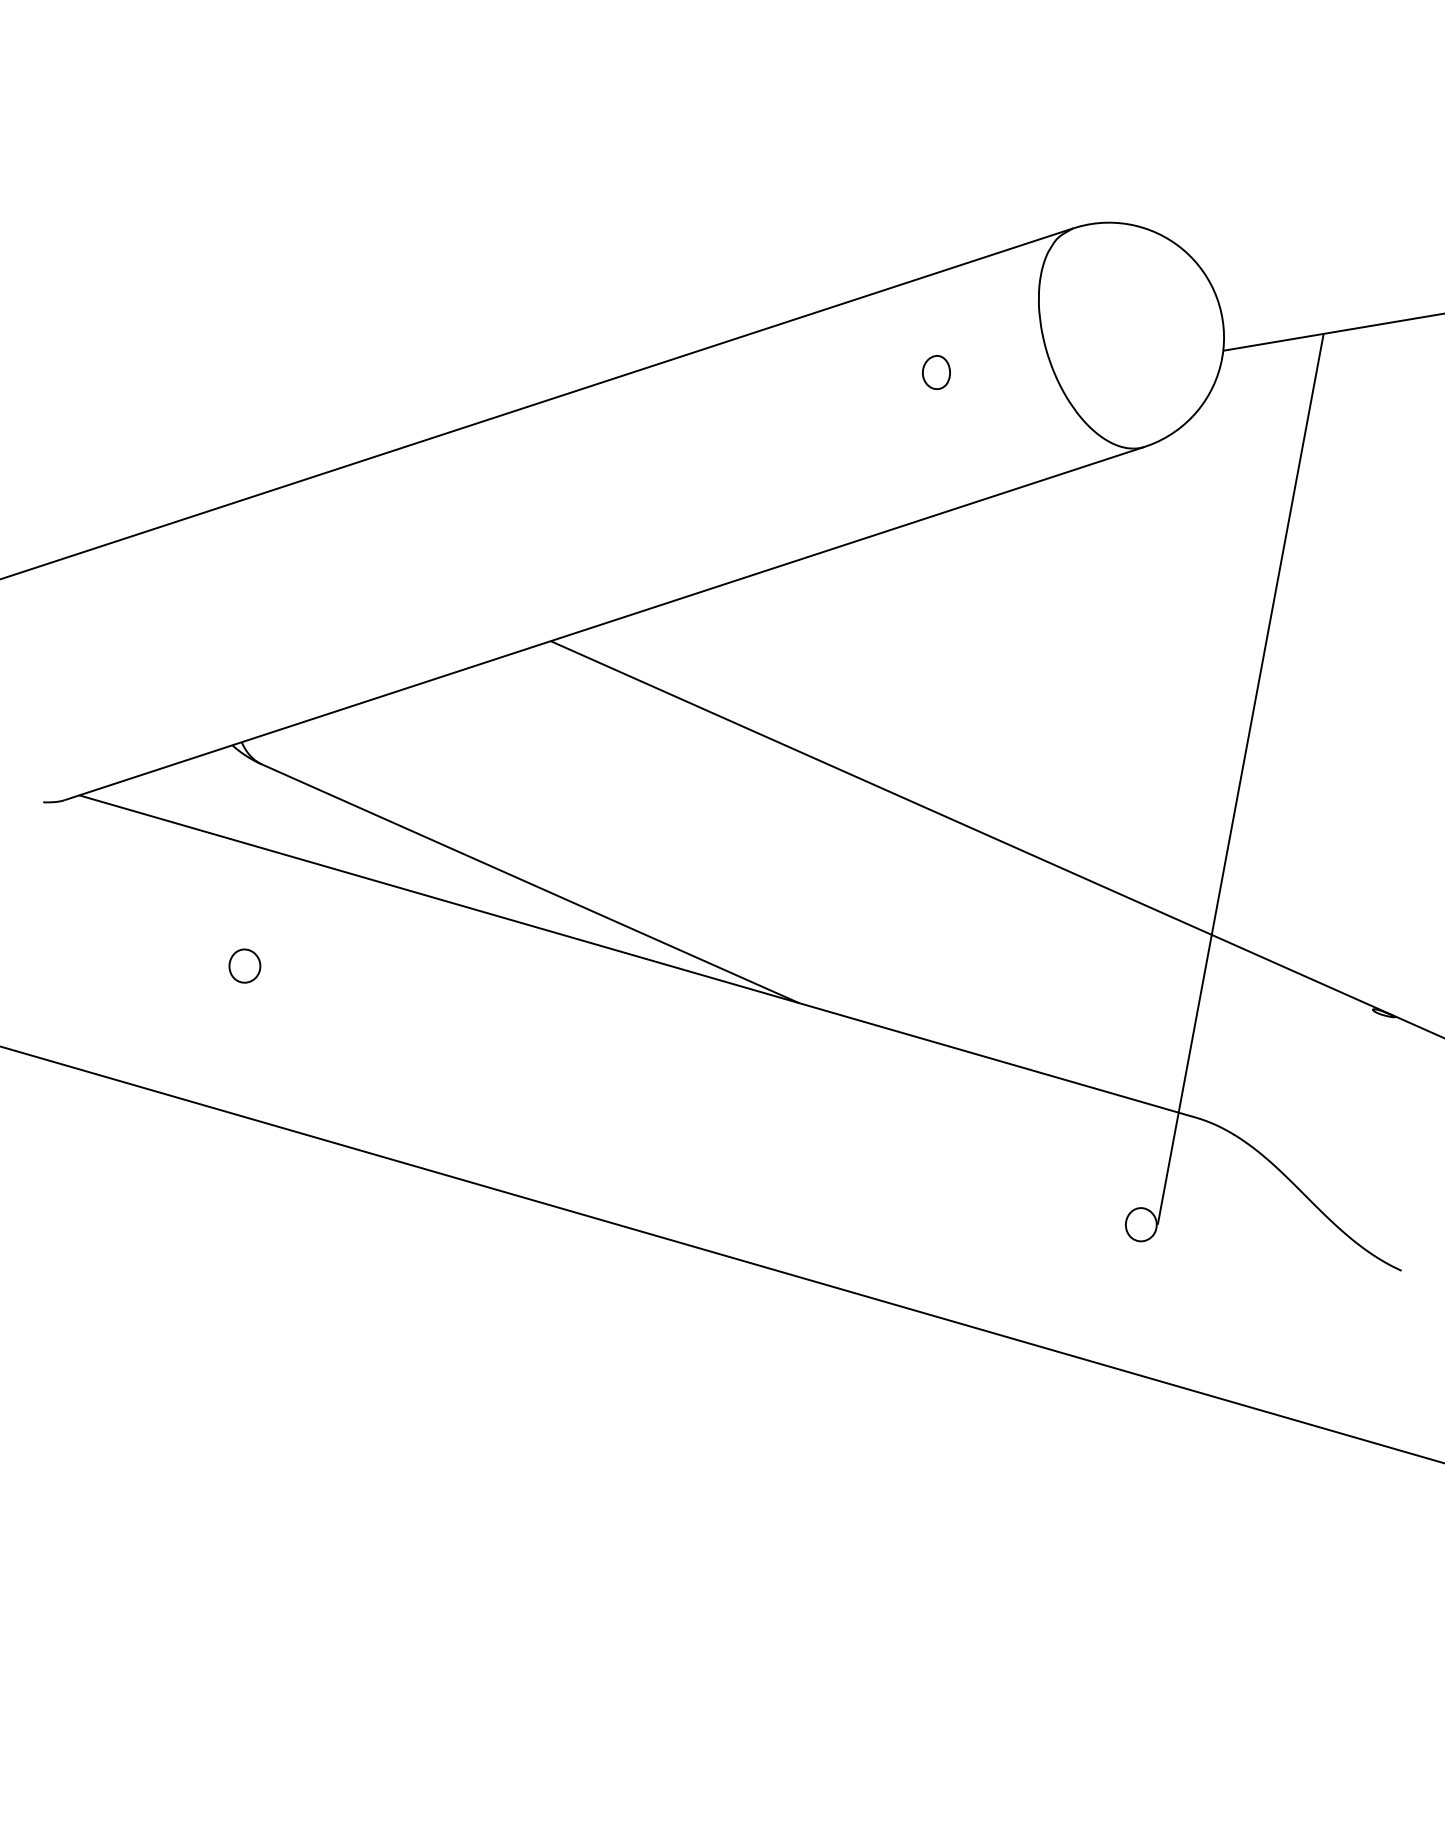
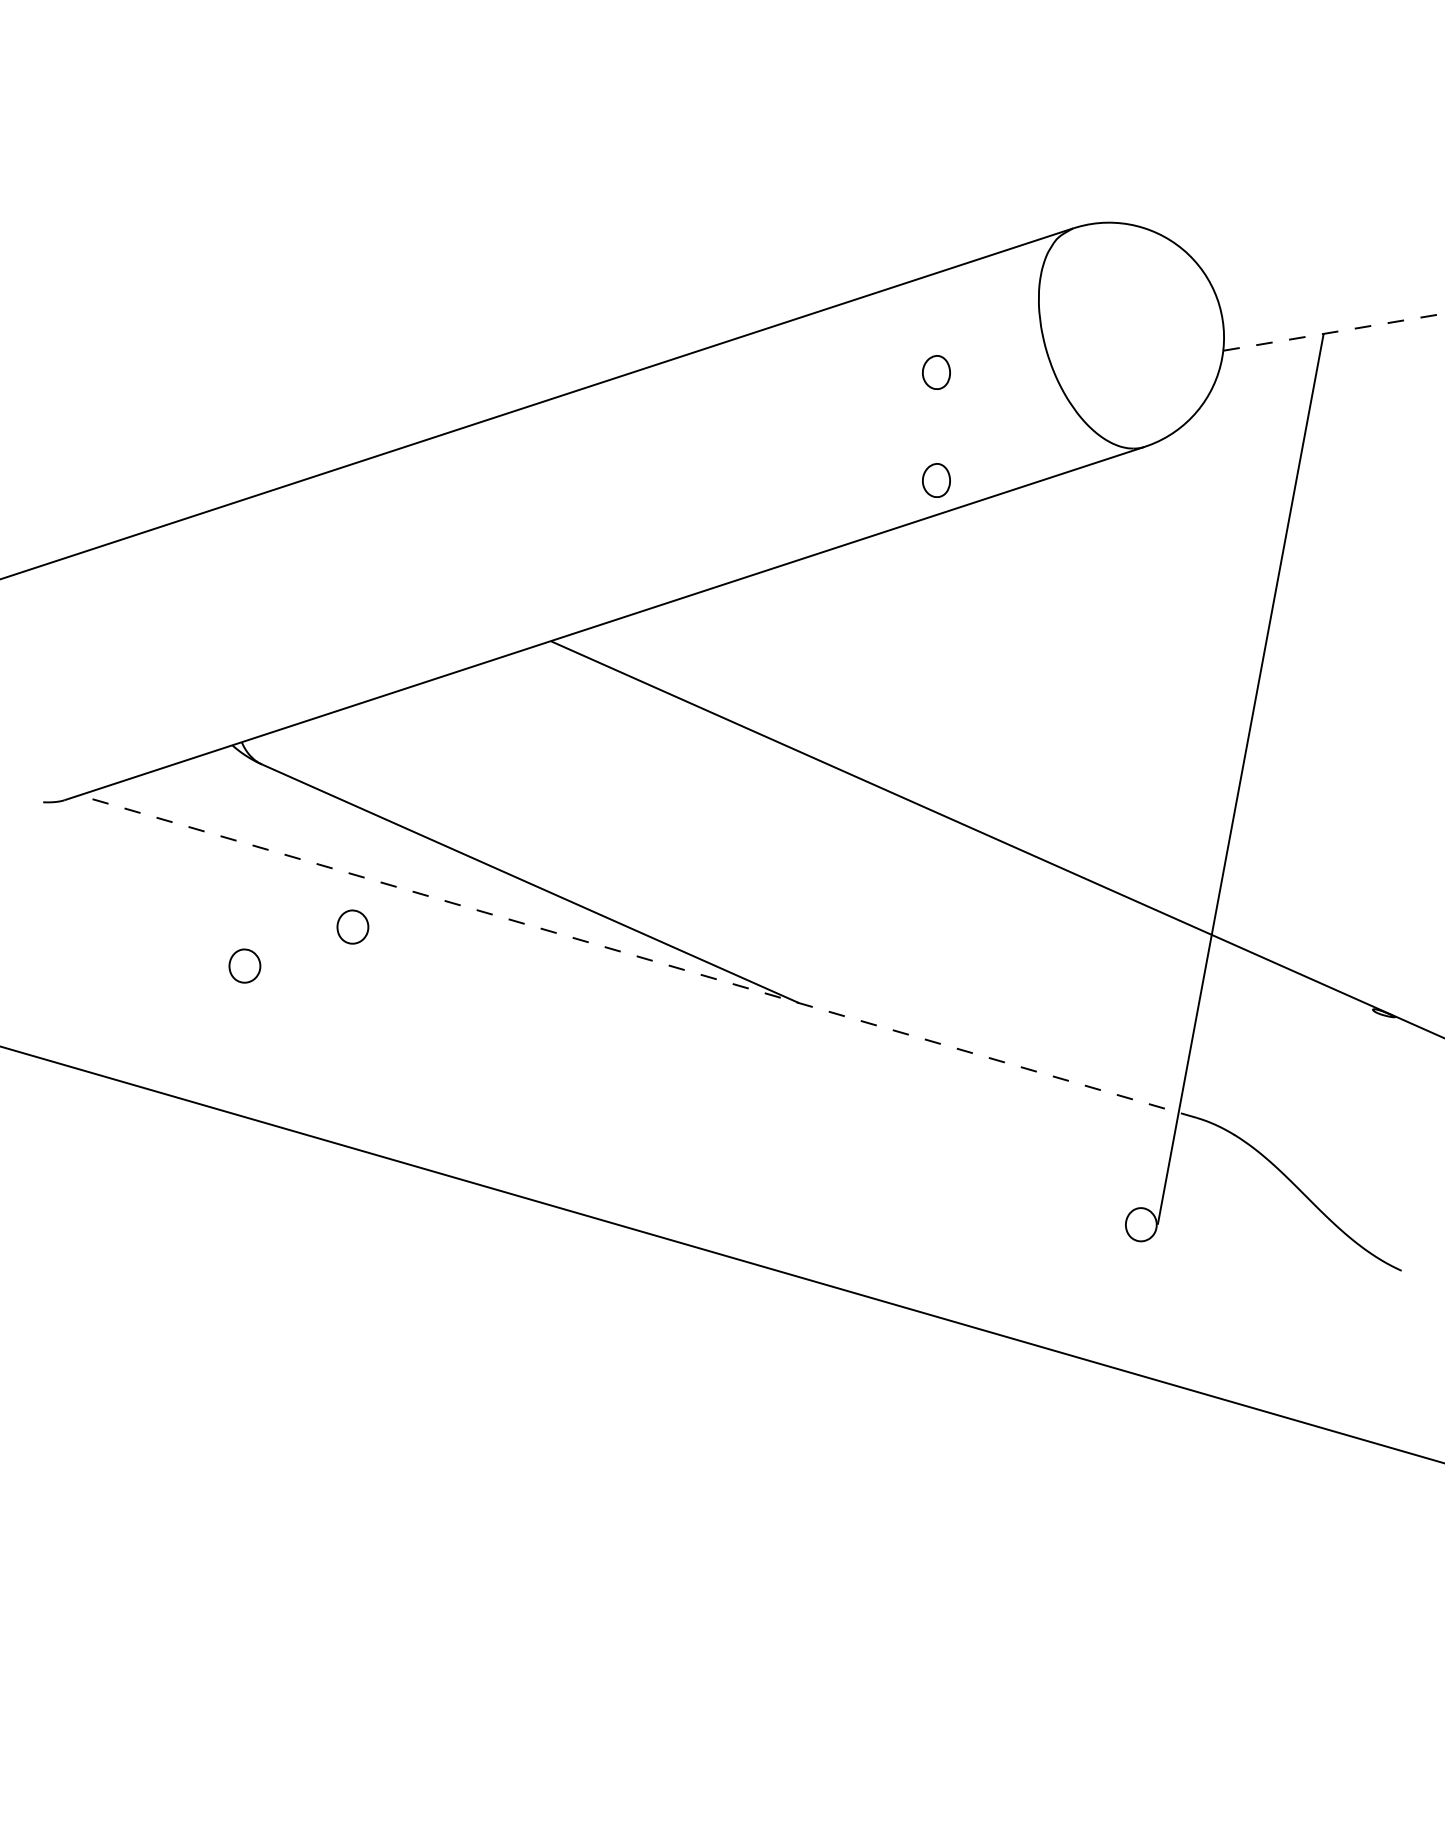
line: solid -> dashed (1333, 332)
part: none -> present (936, 480)
part: none -> present (352, 926)
line: solid -> dashed (638, 956)
